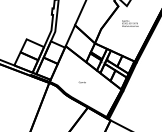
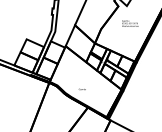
text position: (81, 82) -> (81, 89) (81, 89)
